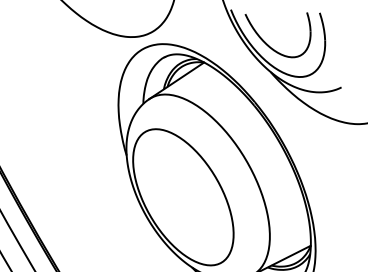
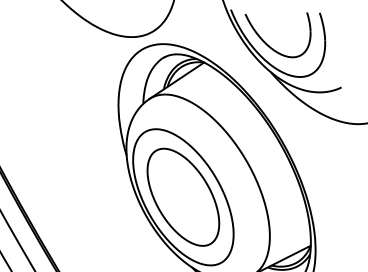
part: none -> present (183, 196)
